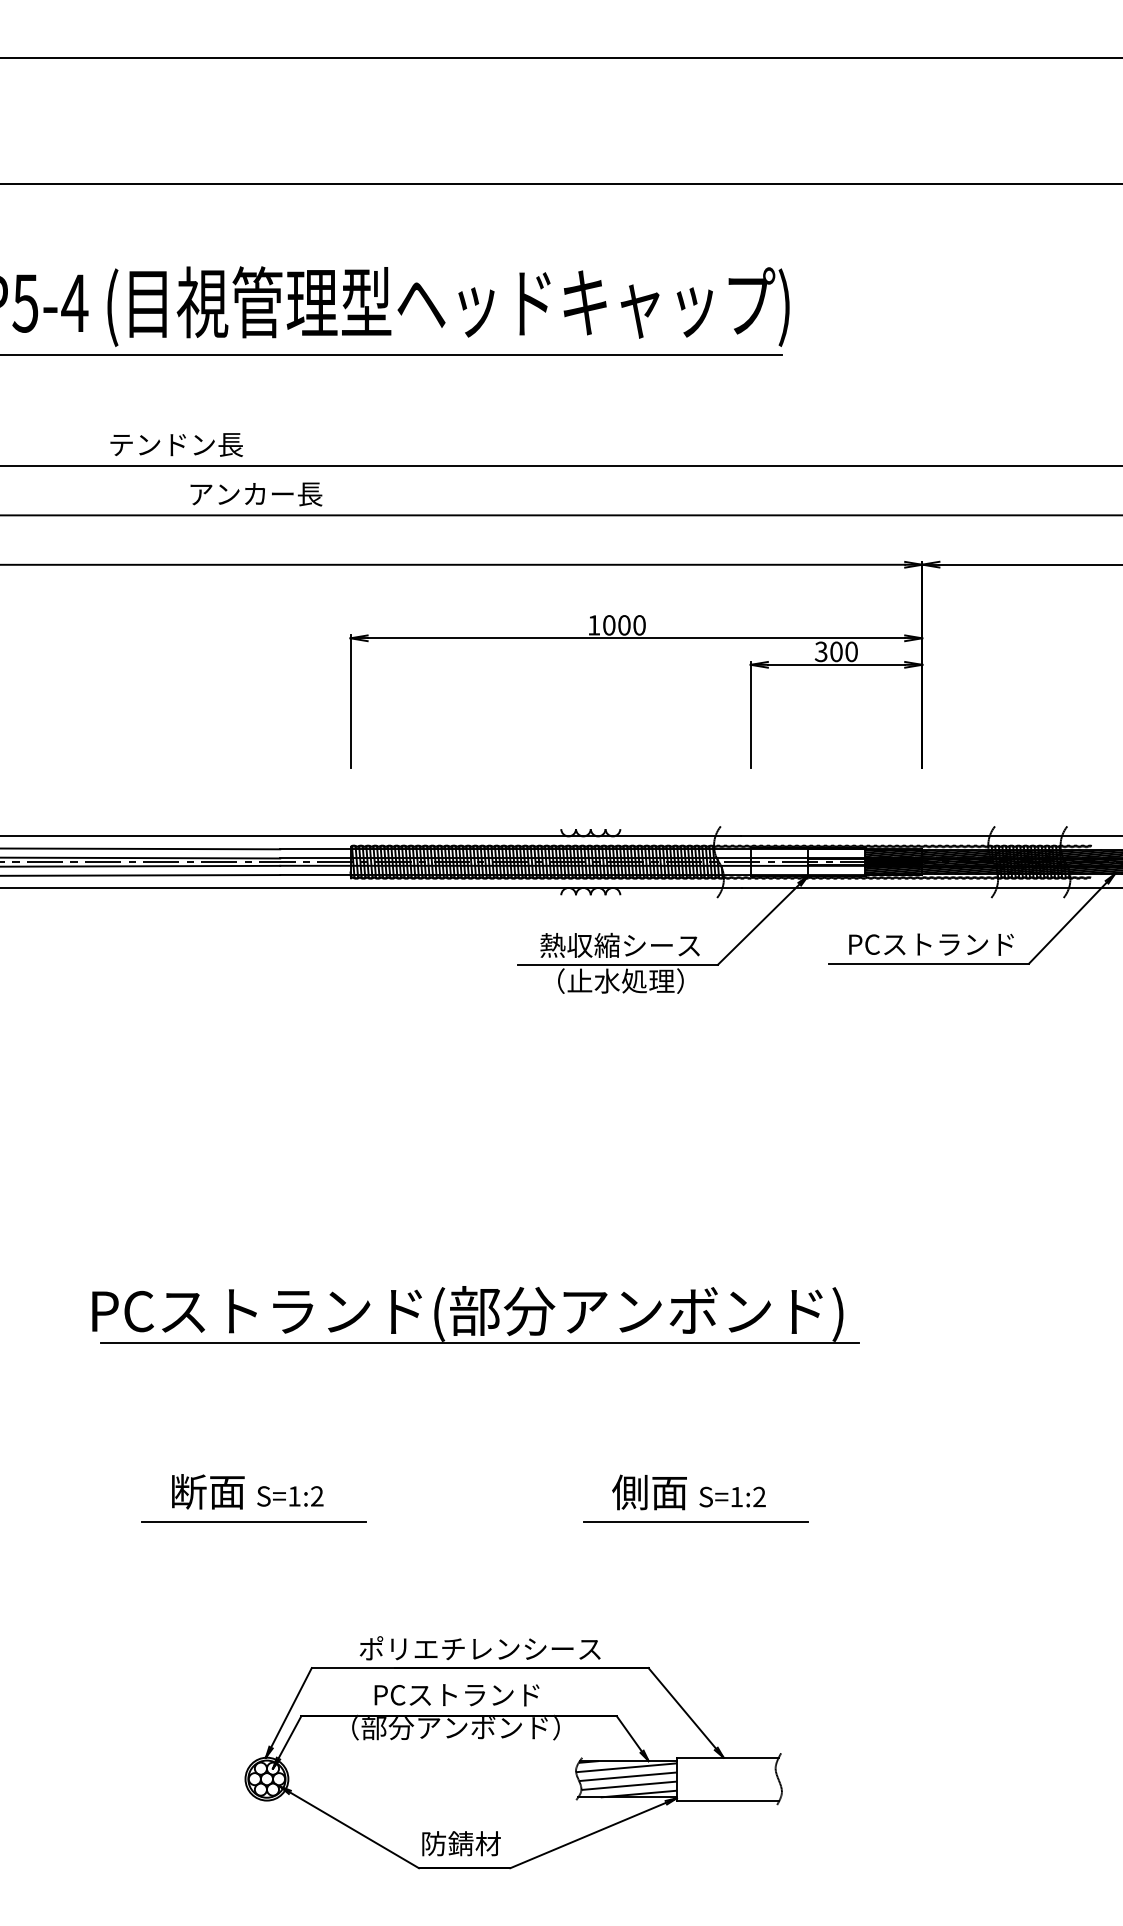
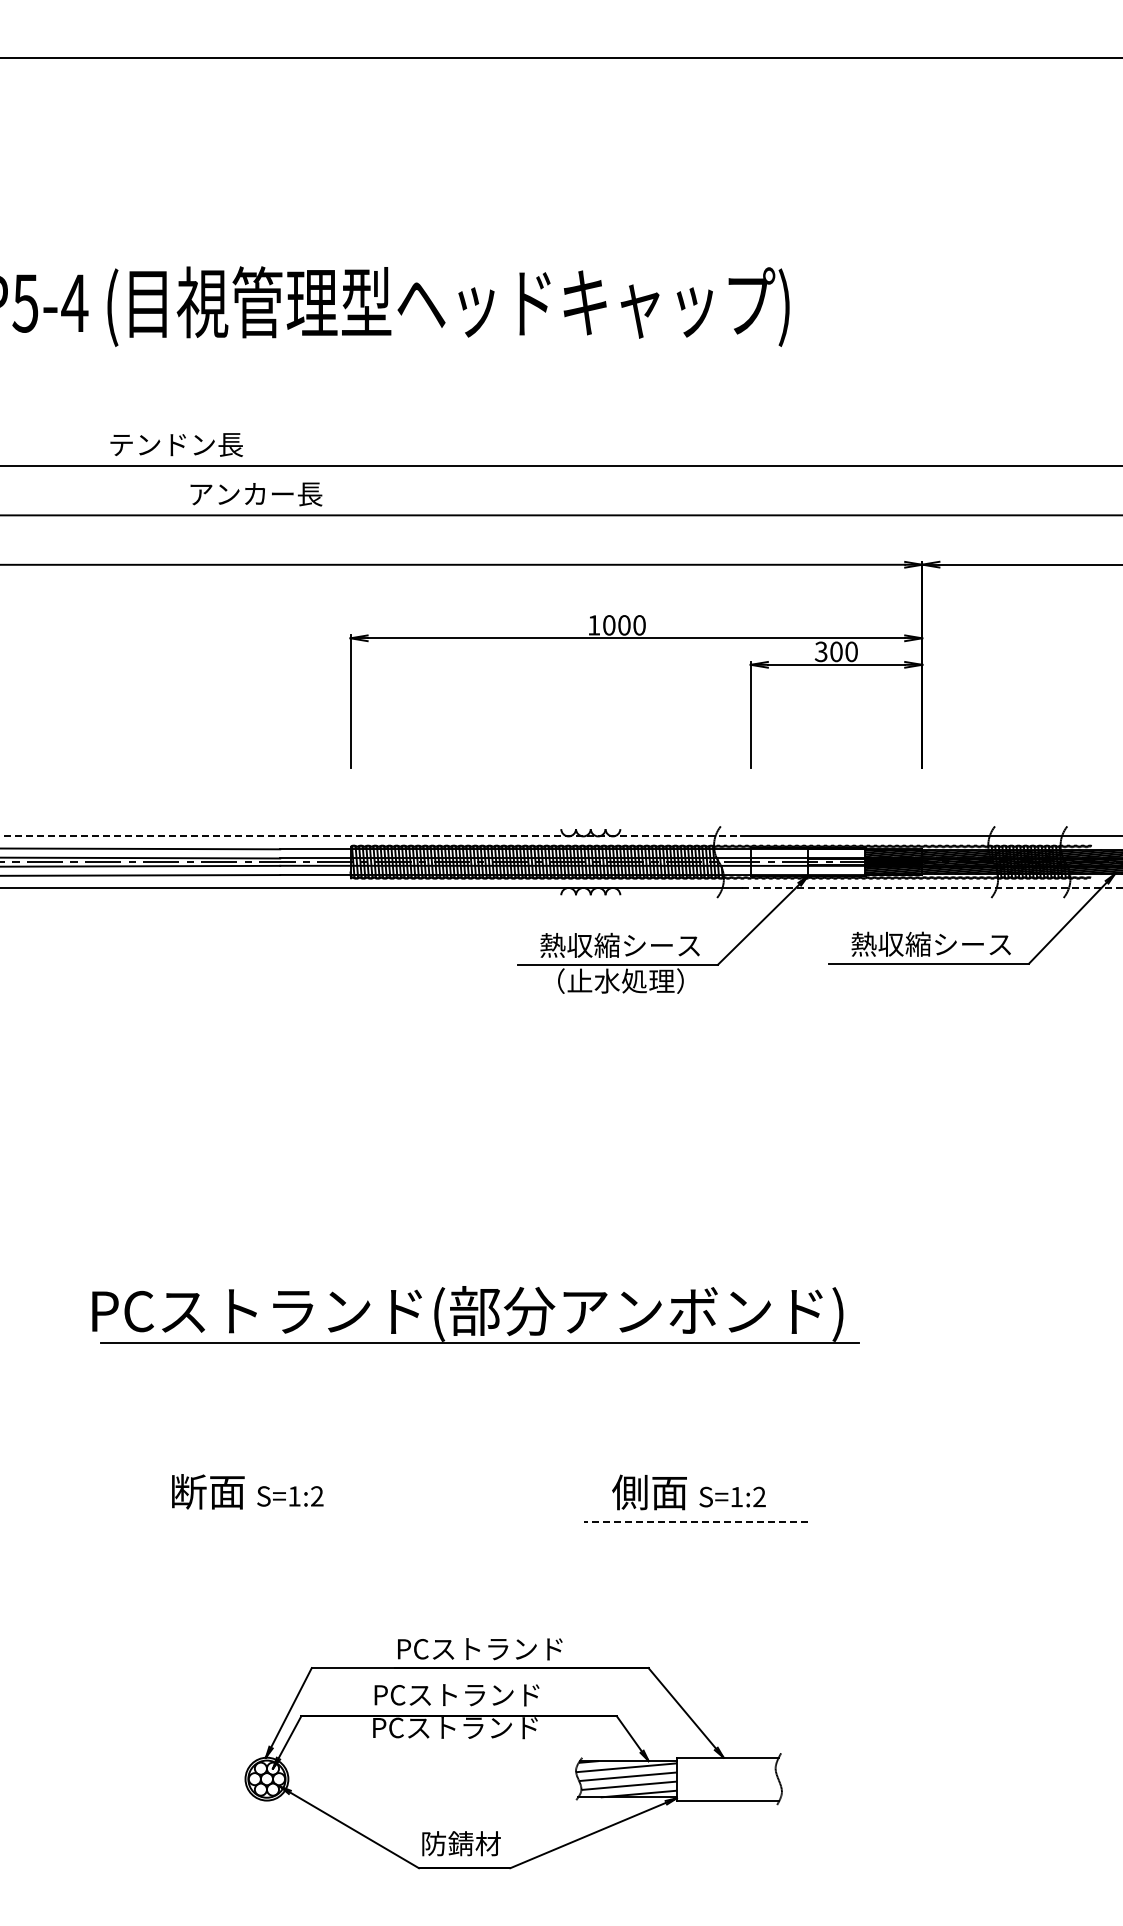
line: present -> none (560, 183)
line: present -> none (391, 354)
line: solid -> dashed (371, 836)
line: solid -> dashed (932, 887)
text: PCストランド -> 熱収縮シース (931, 943)
line: present -> none (253, 1521)
line: solid -> dashed (696, 1521)
text: ポリエチレンシース -> PCストランド (479, 1648)
text: （部分アンボンド） -> PCストランド (455, 1727)
